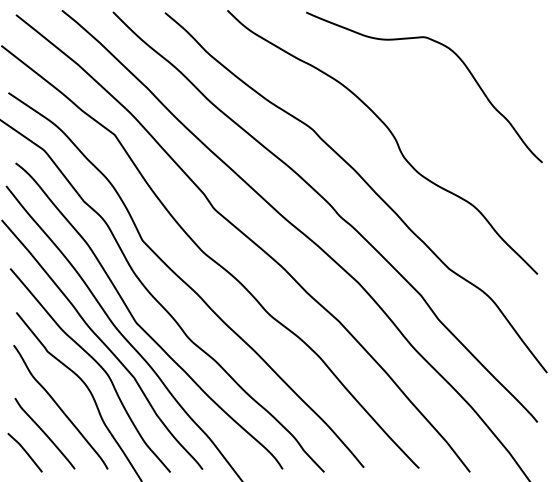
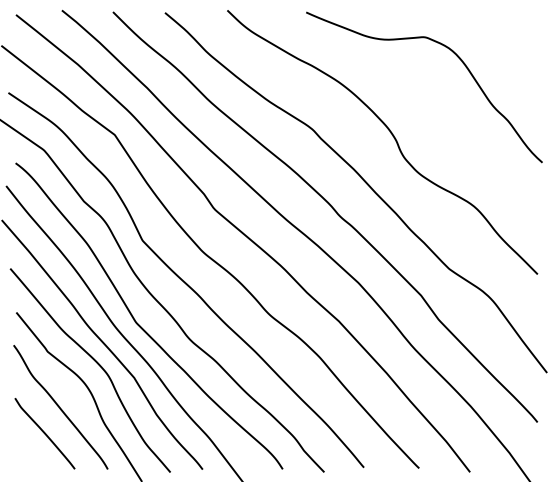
curve: present -> none (24, 451)
